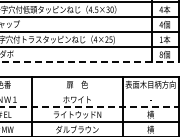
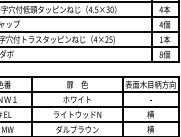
line: dashed -> solid (90, 62)
line: none -> present (89, 92)
line: dashed -> solid (89, 107)
